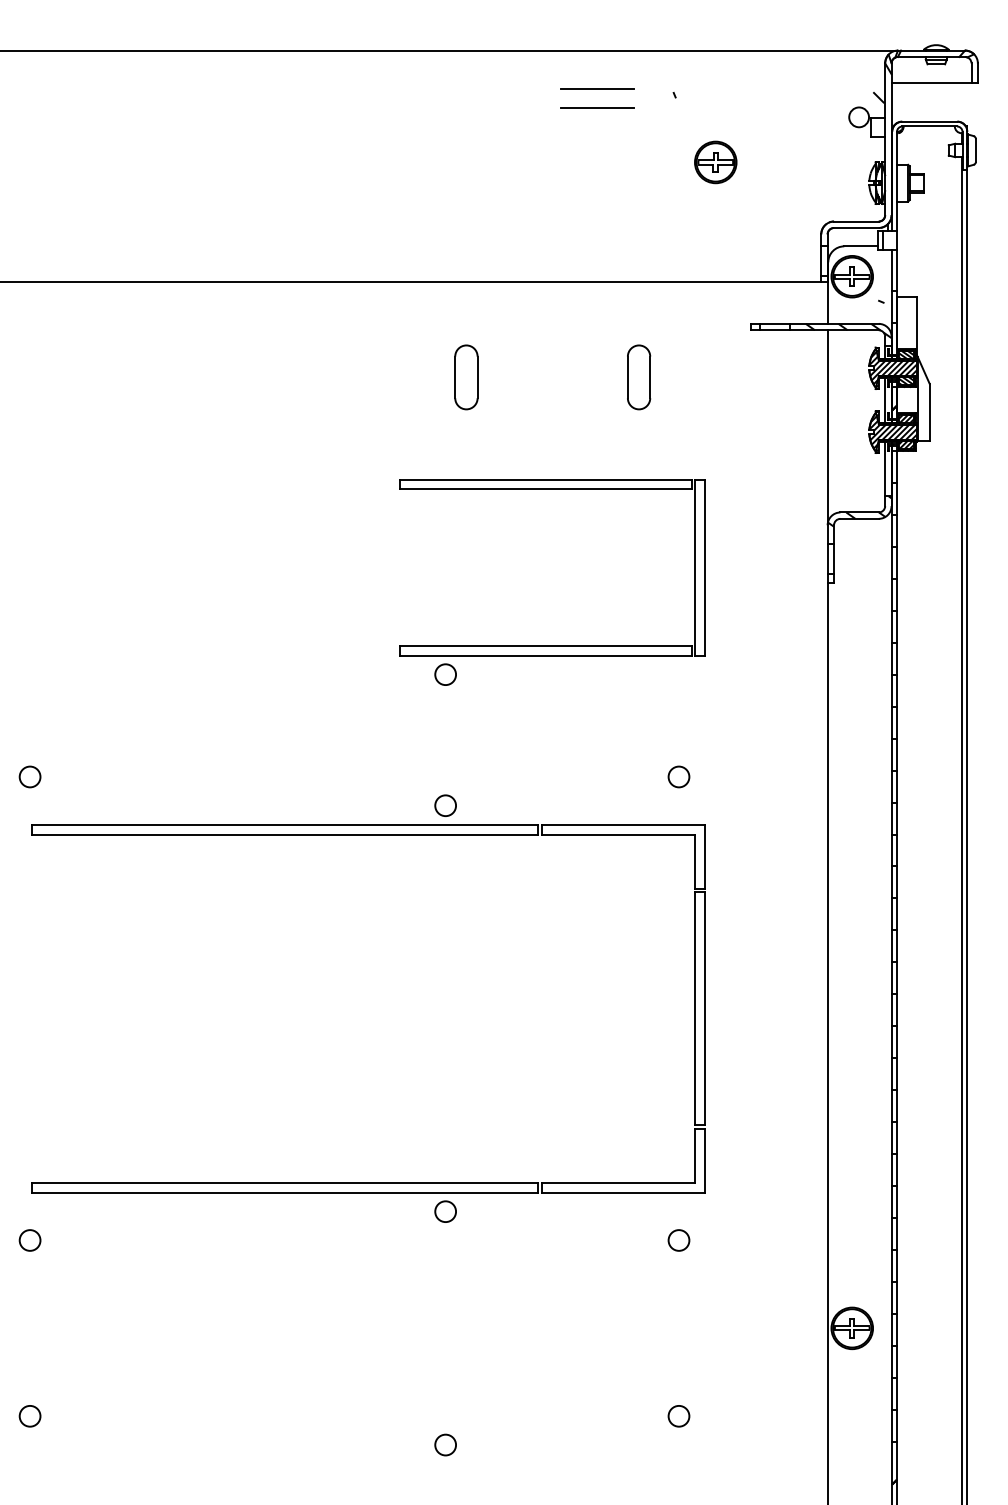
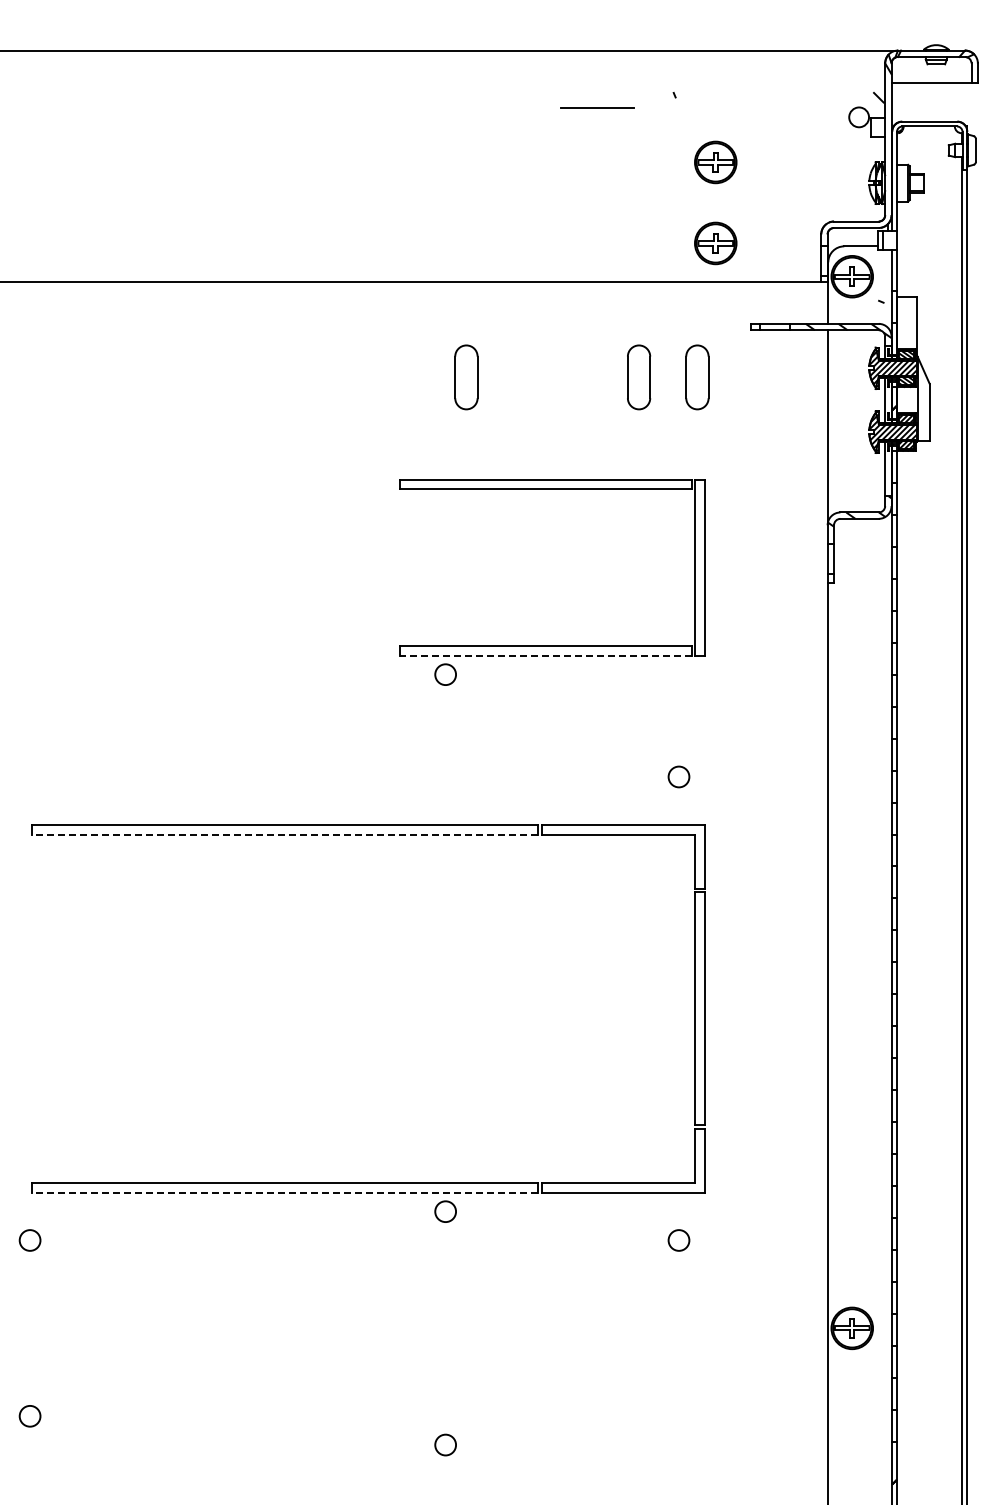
line: present -> none (597, 88)
part: none -> present (715, 243)
part: none -> present (697, 377)
line: solid -> dashed (545, 655)
circle: present -> none (29, 776)
circle: present -> none (445, 805)
line: solid -> dashed (284, 834)
line: solid -> dashed (284, 1192)
circle: present -> none (678, 1416)
